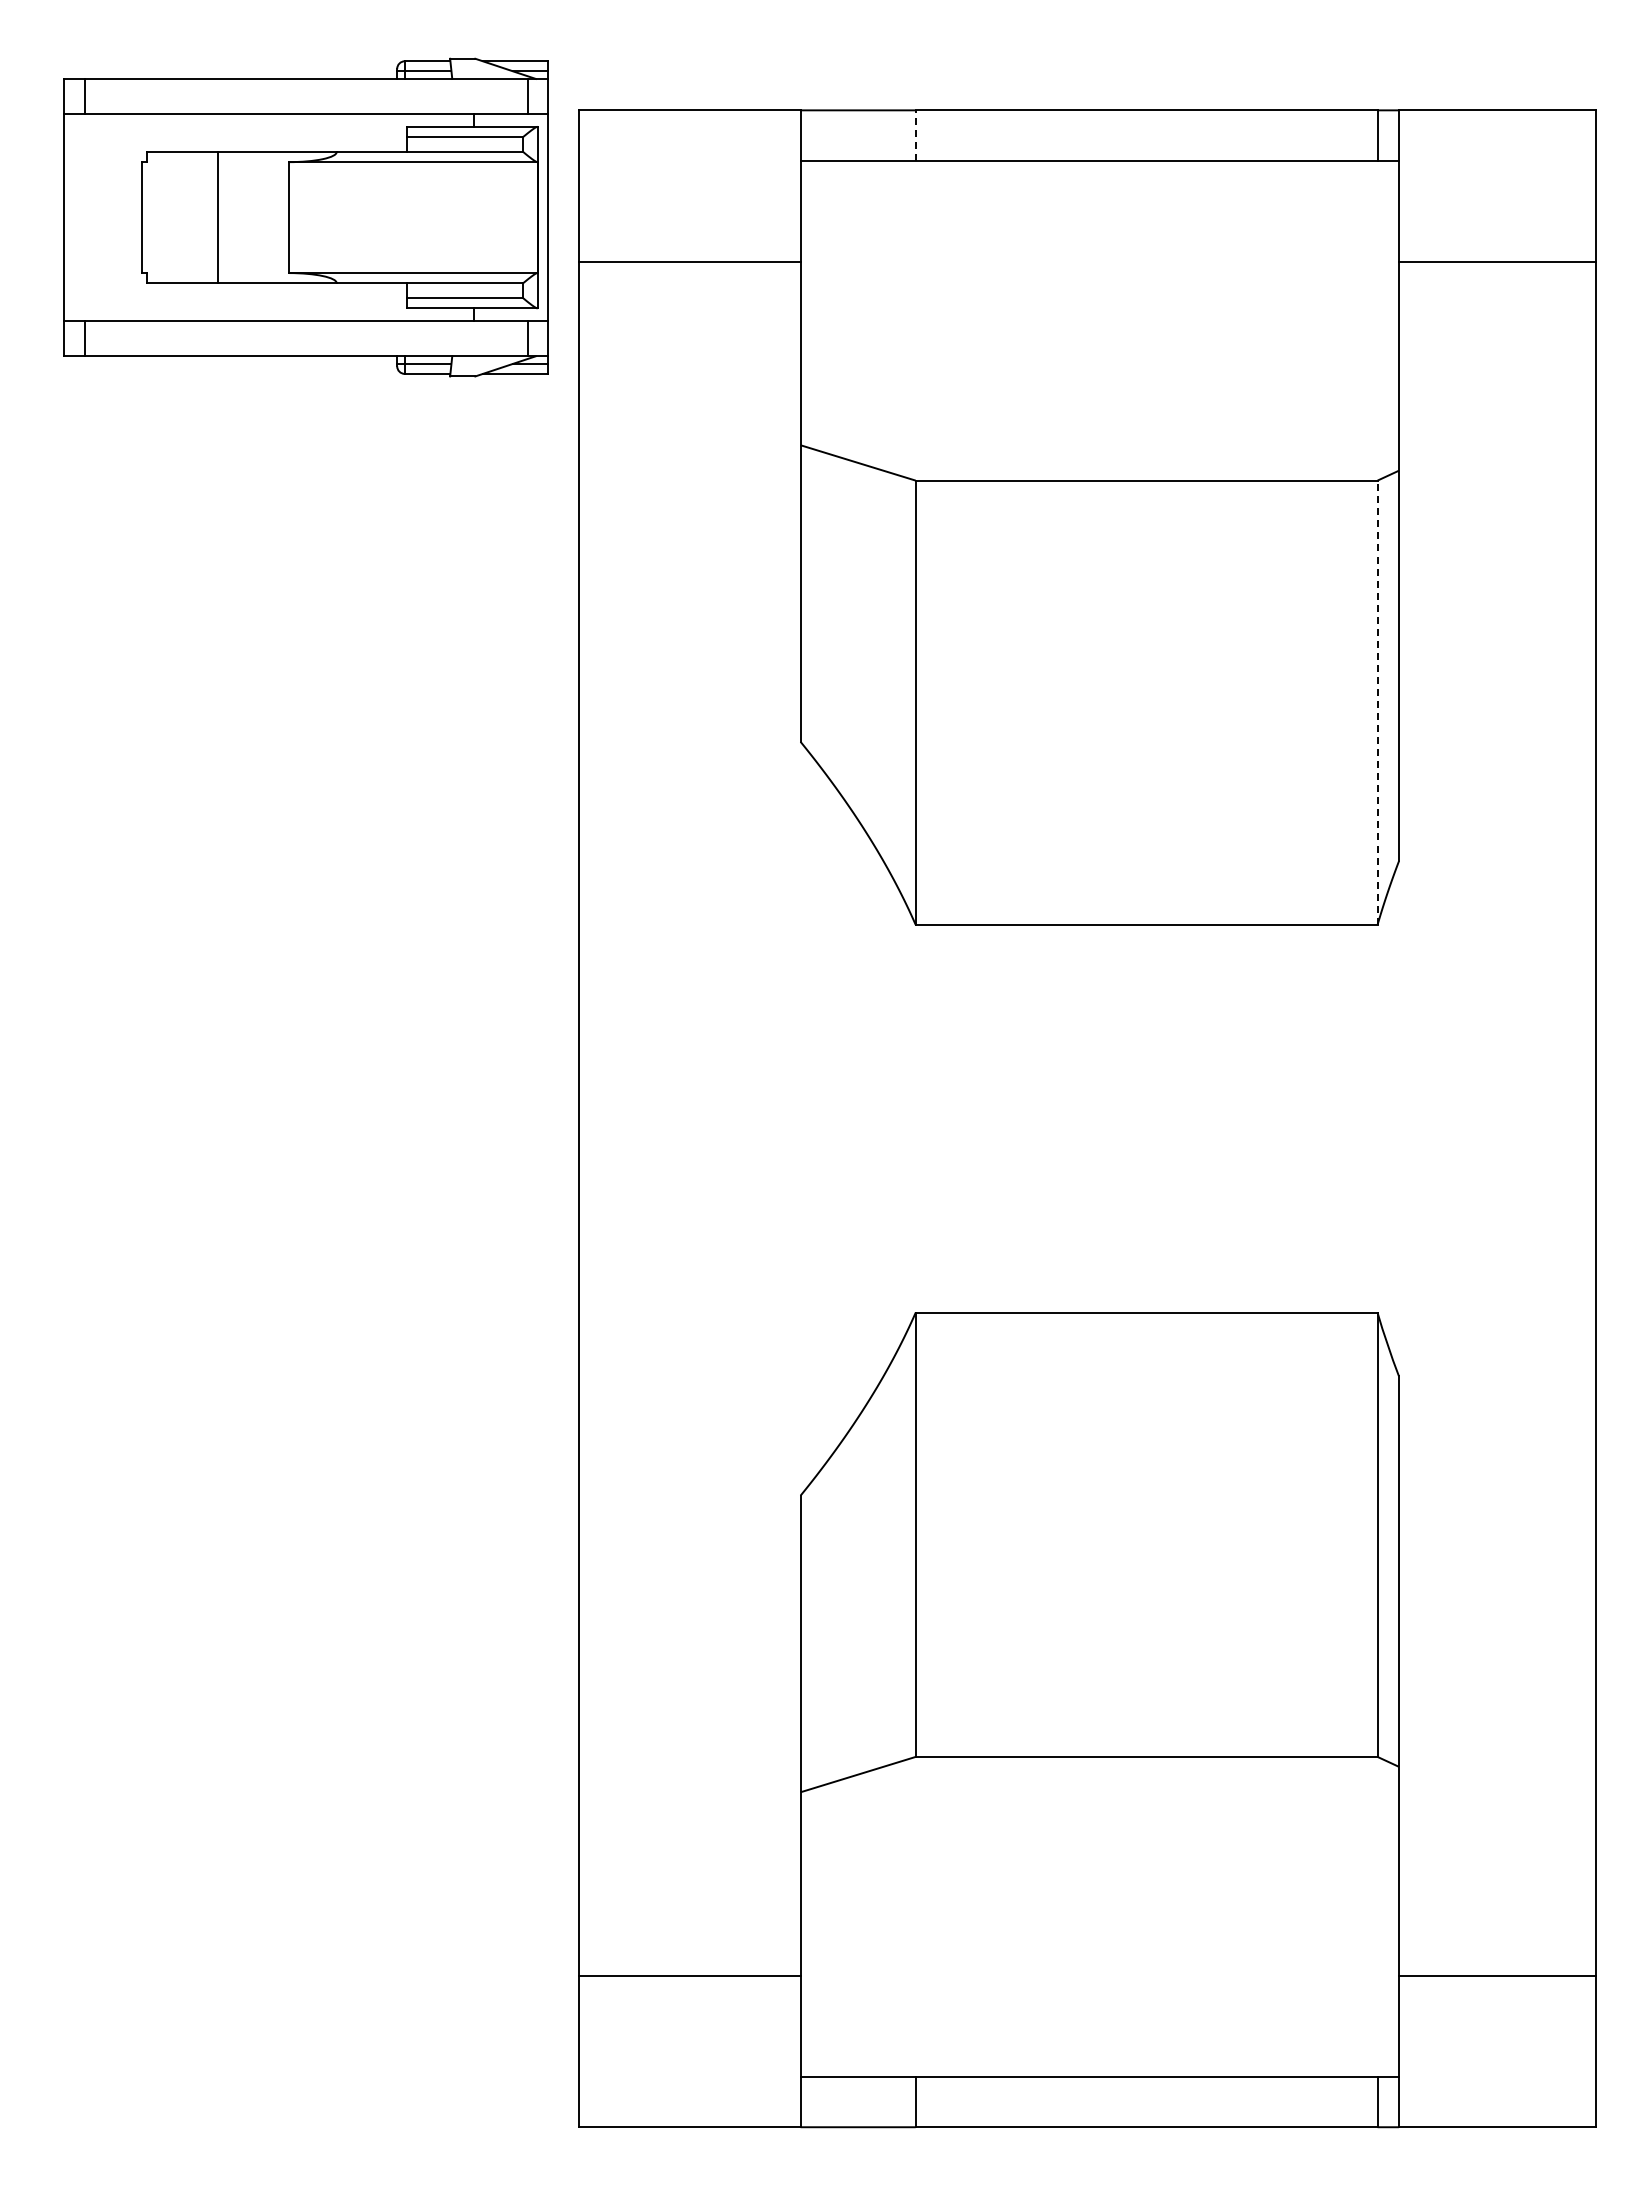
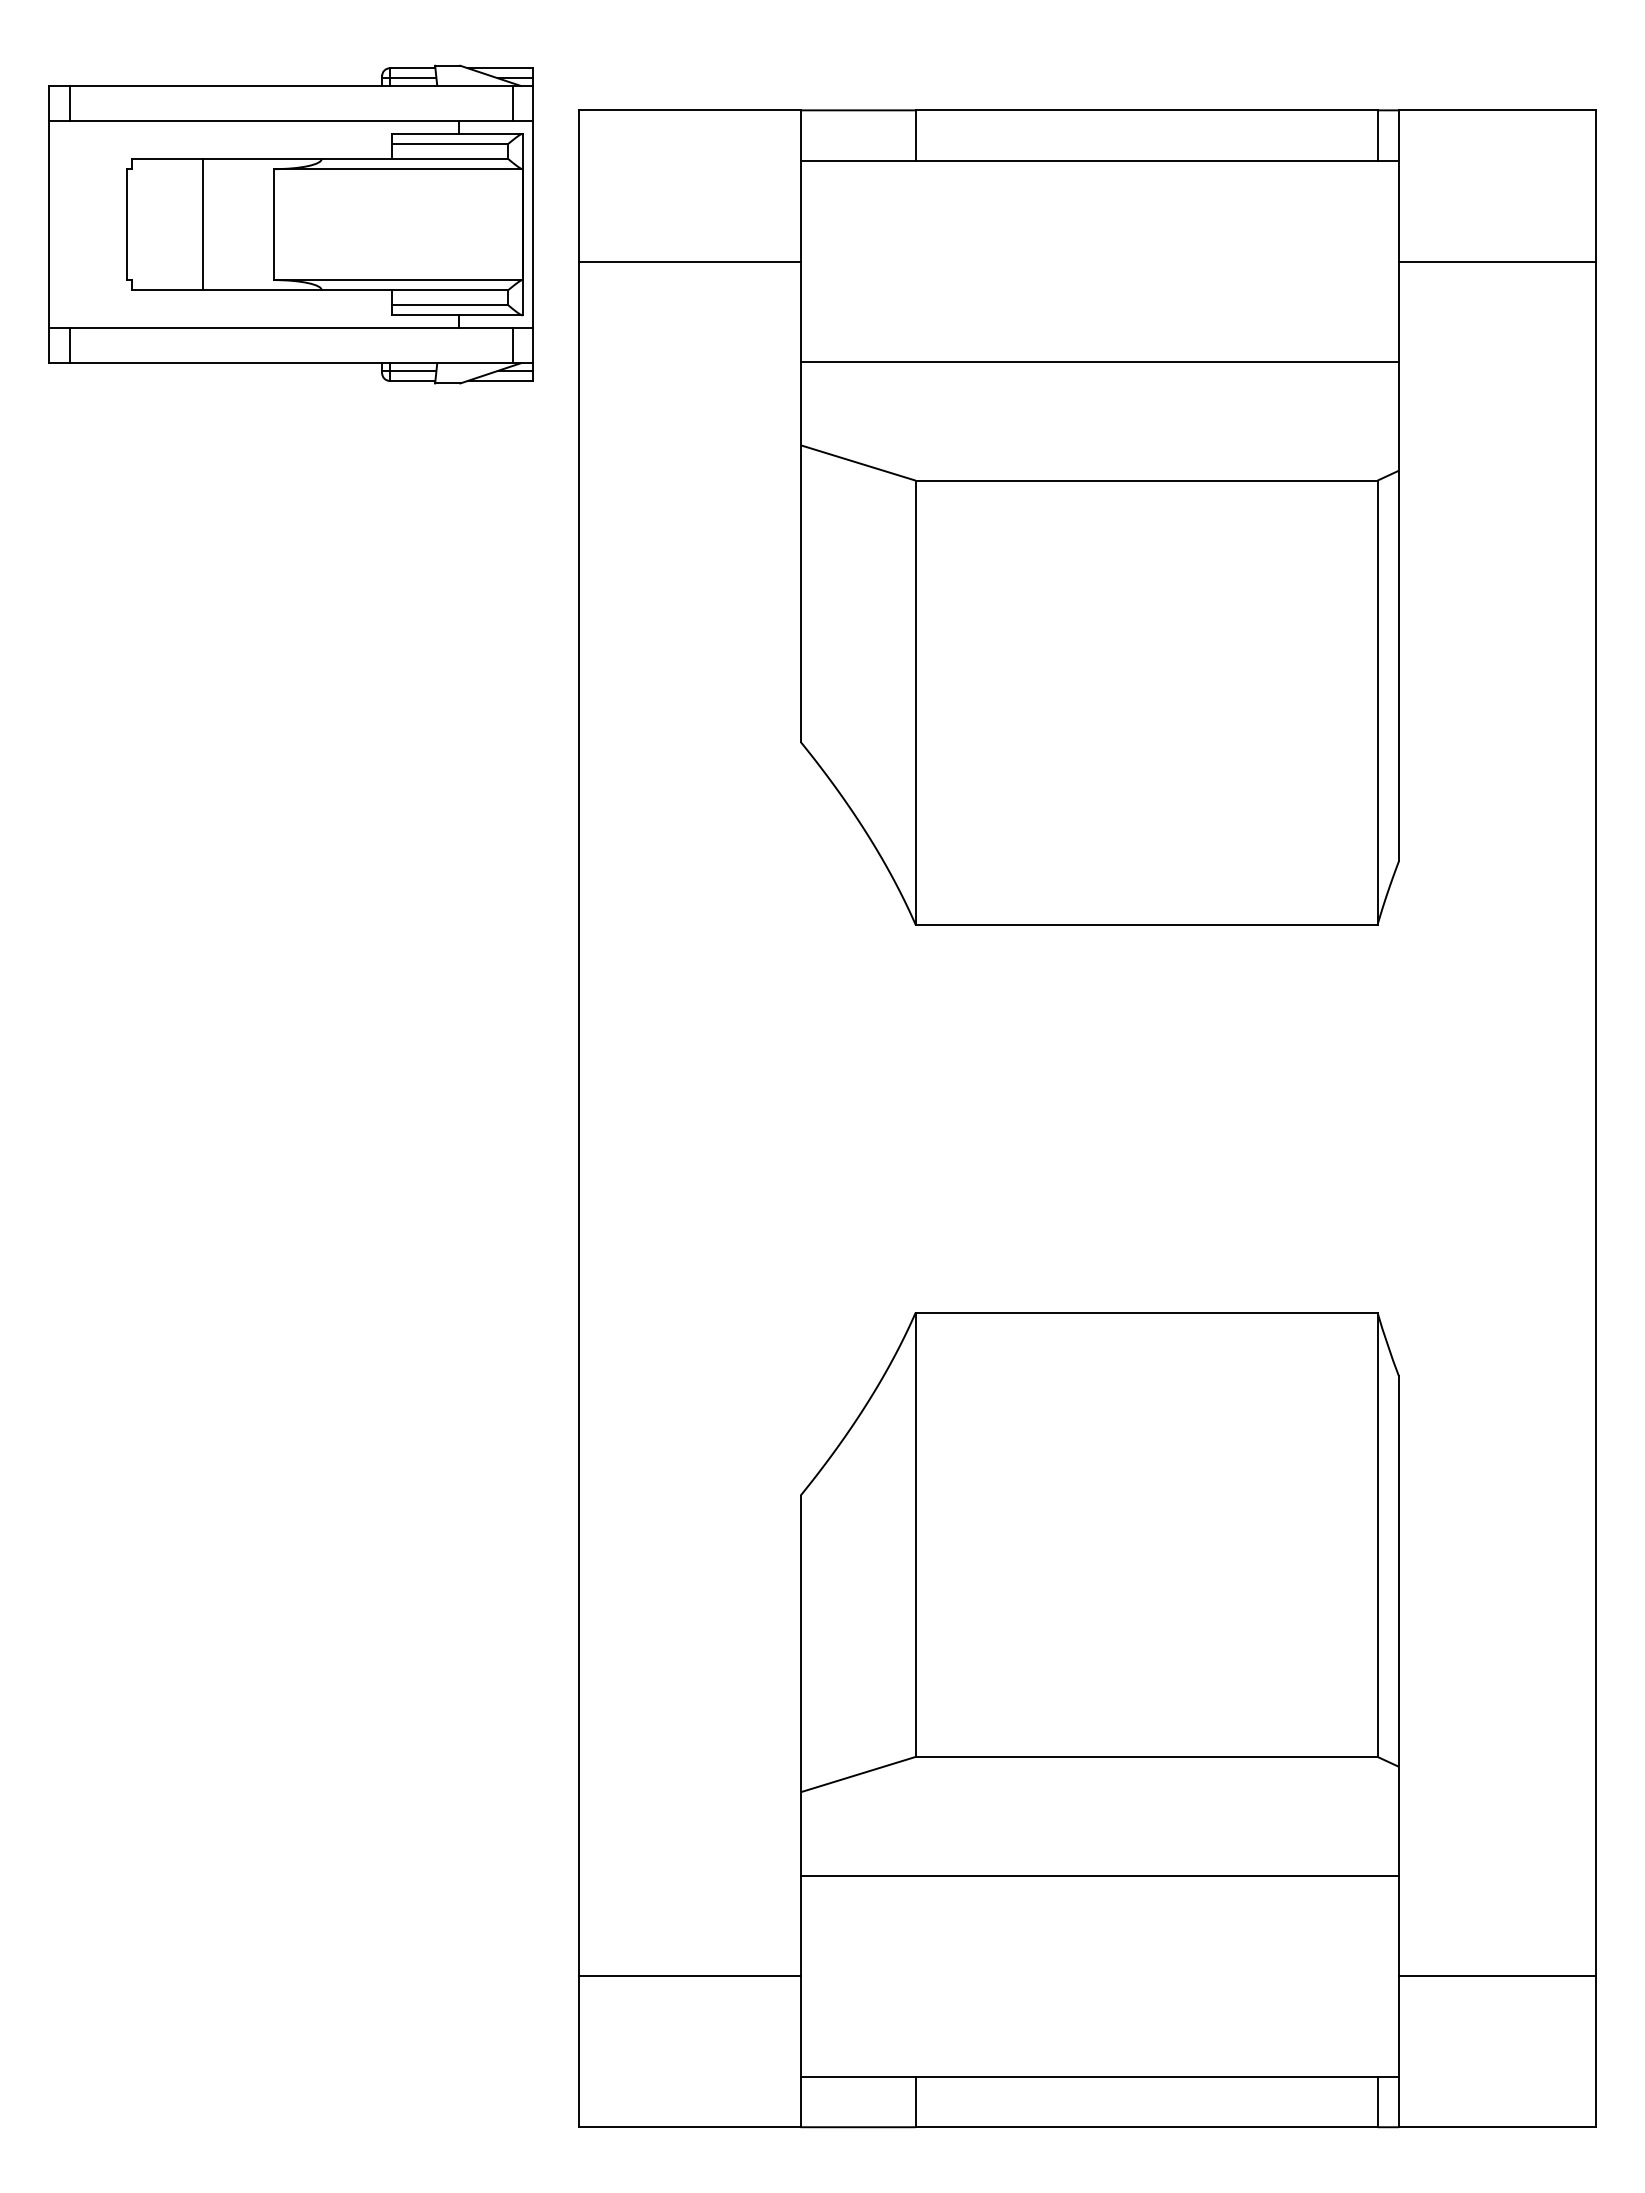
line: dashed -> solid (915, 135)
part position: (305, 217) -> (290, 224) (290, 224)
line: none -> present (1099, 361)
line: dashed -> solid (1377, 702)
line: none -> present (1099, 1875)
